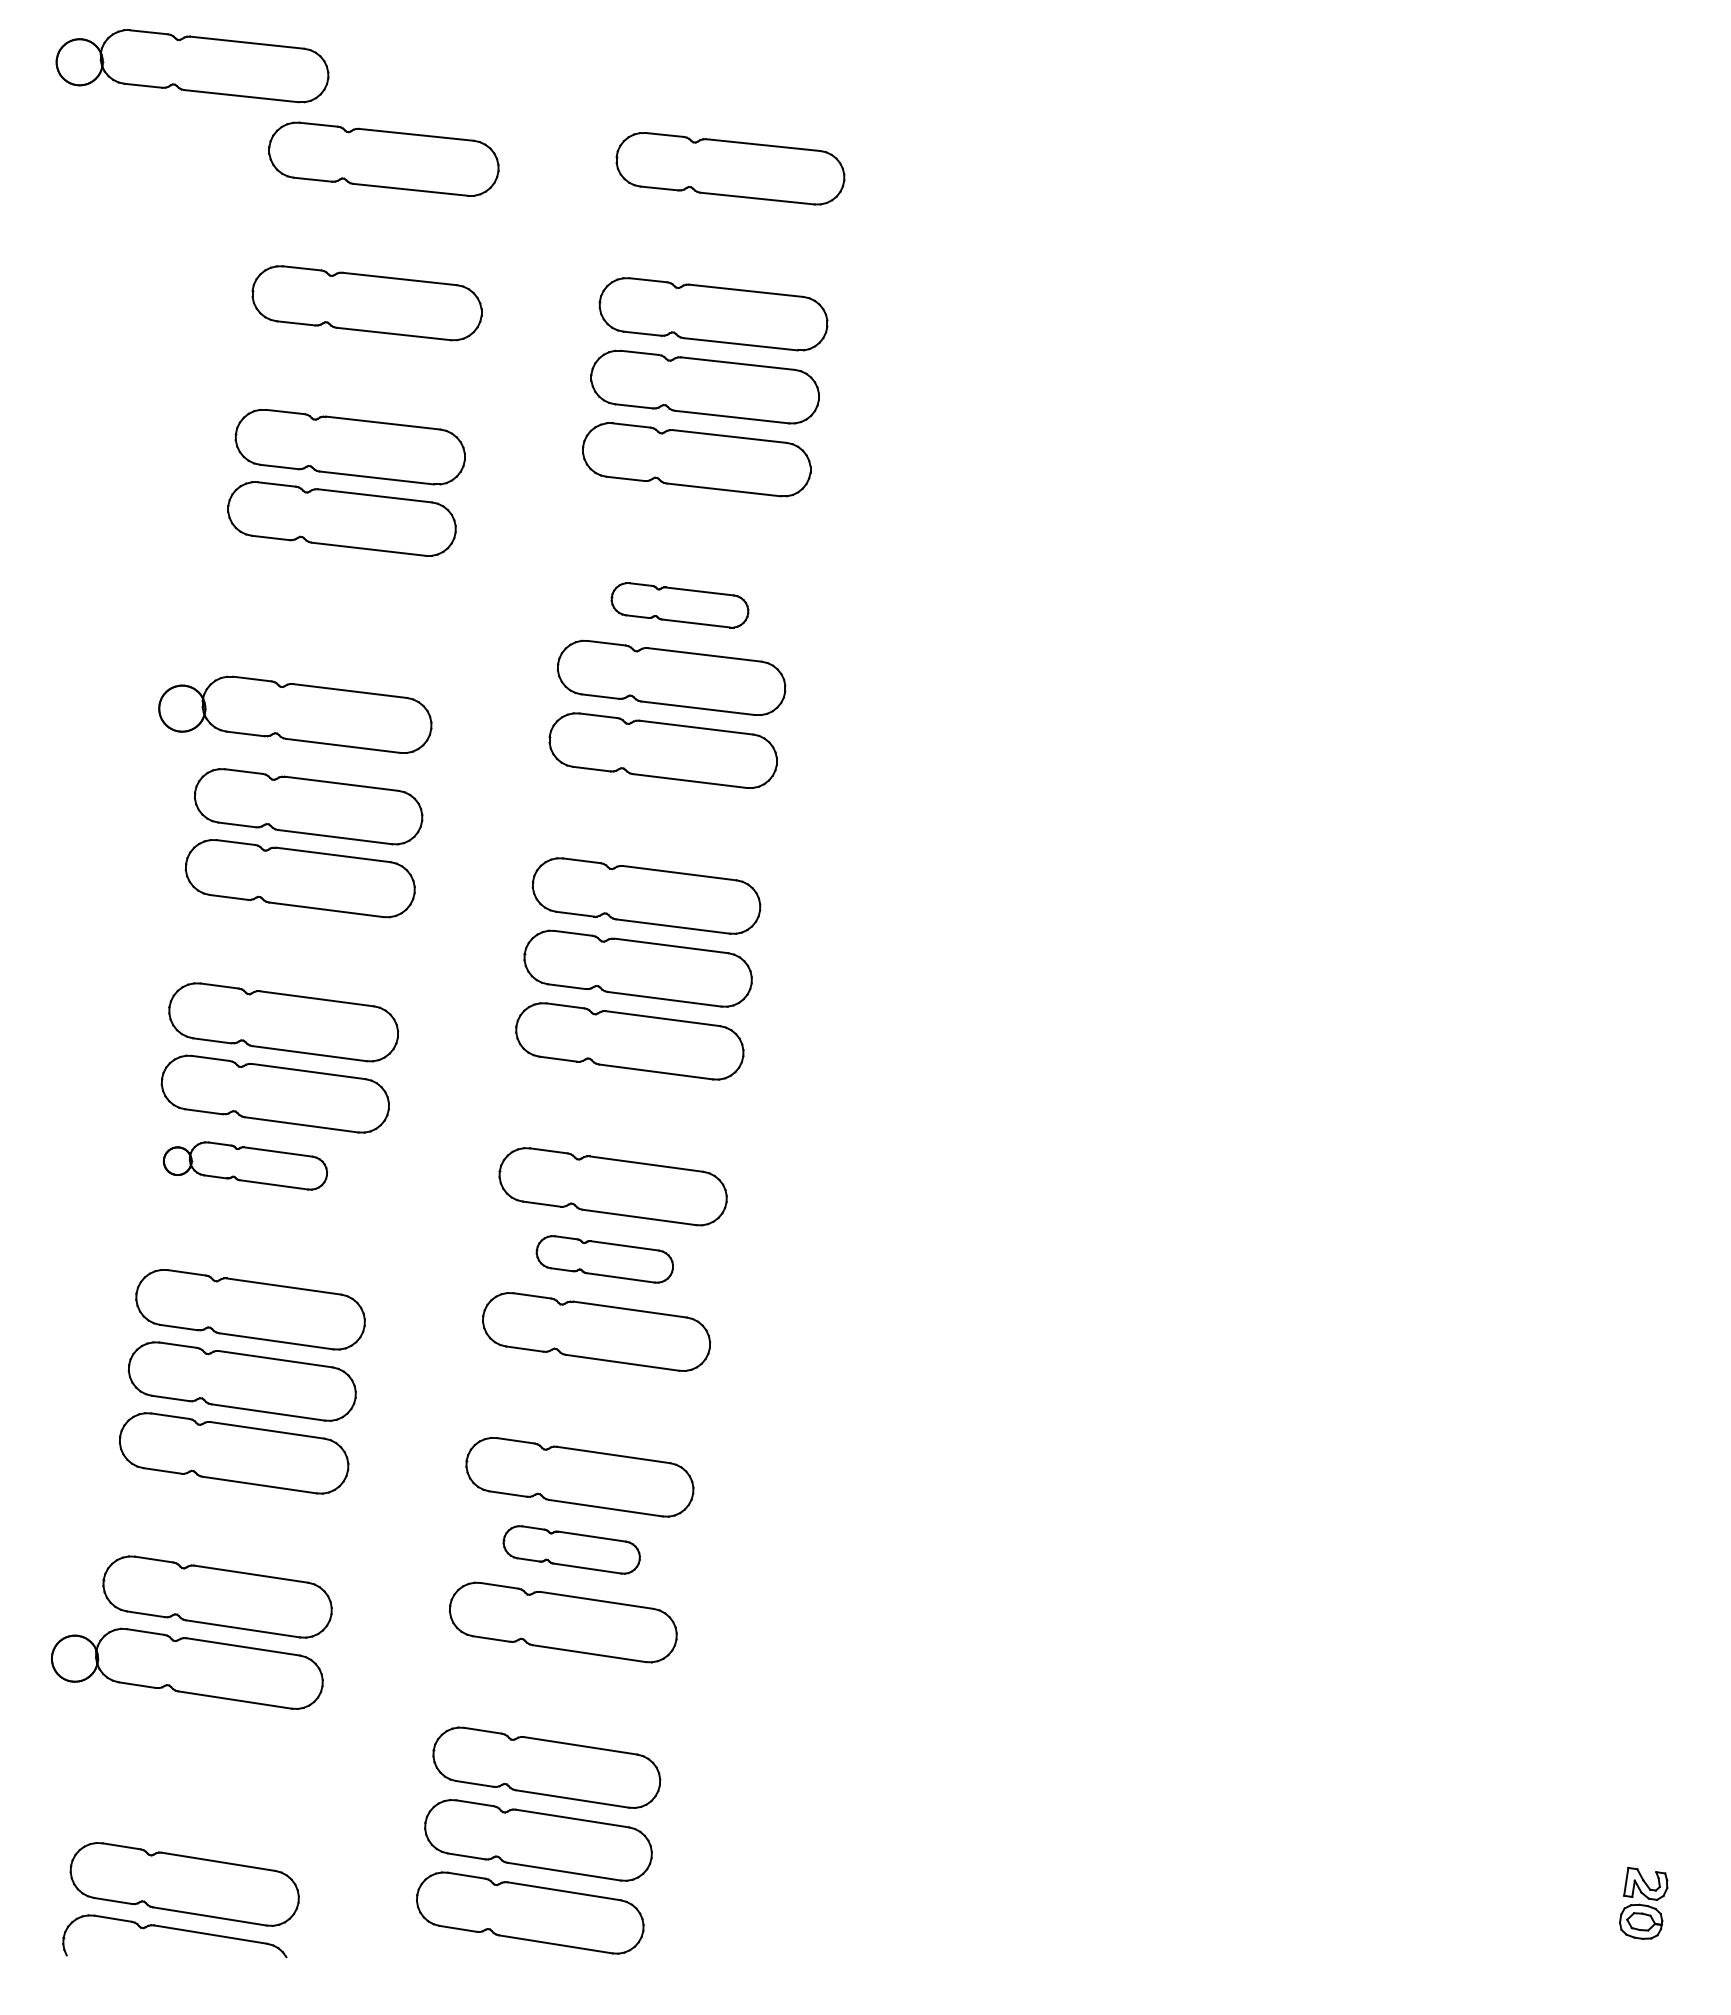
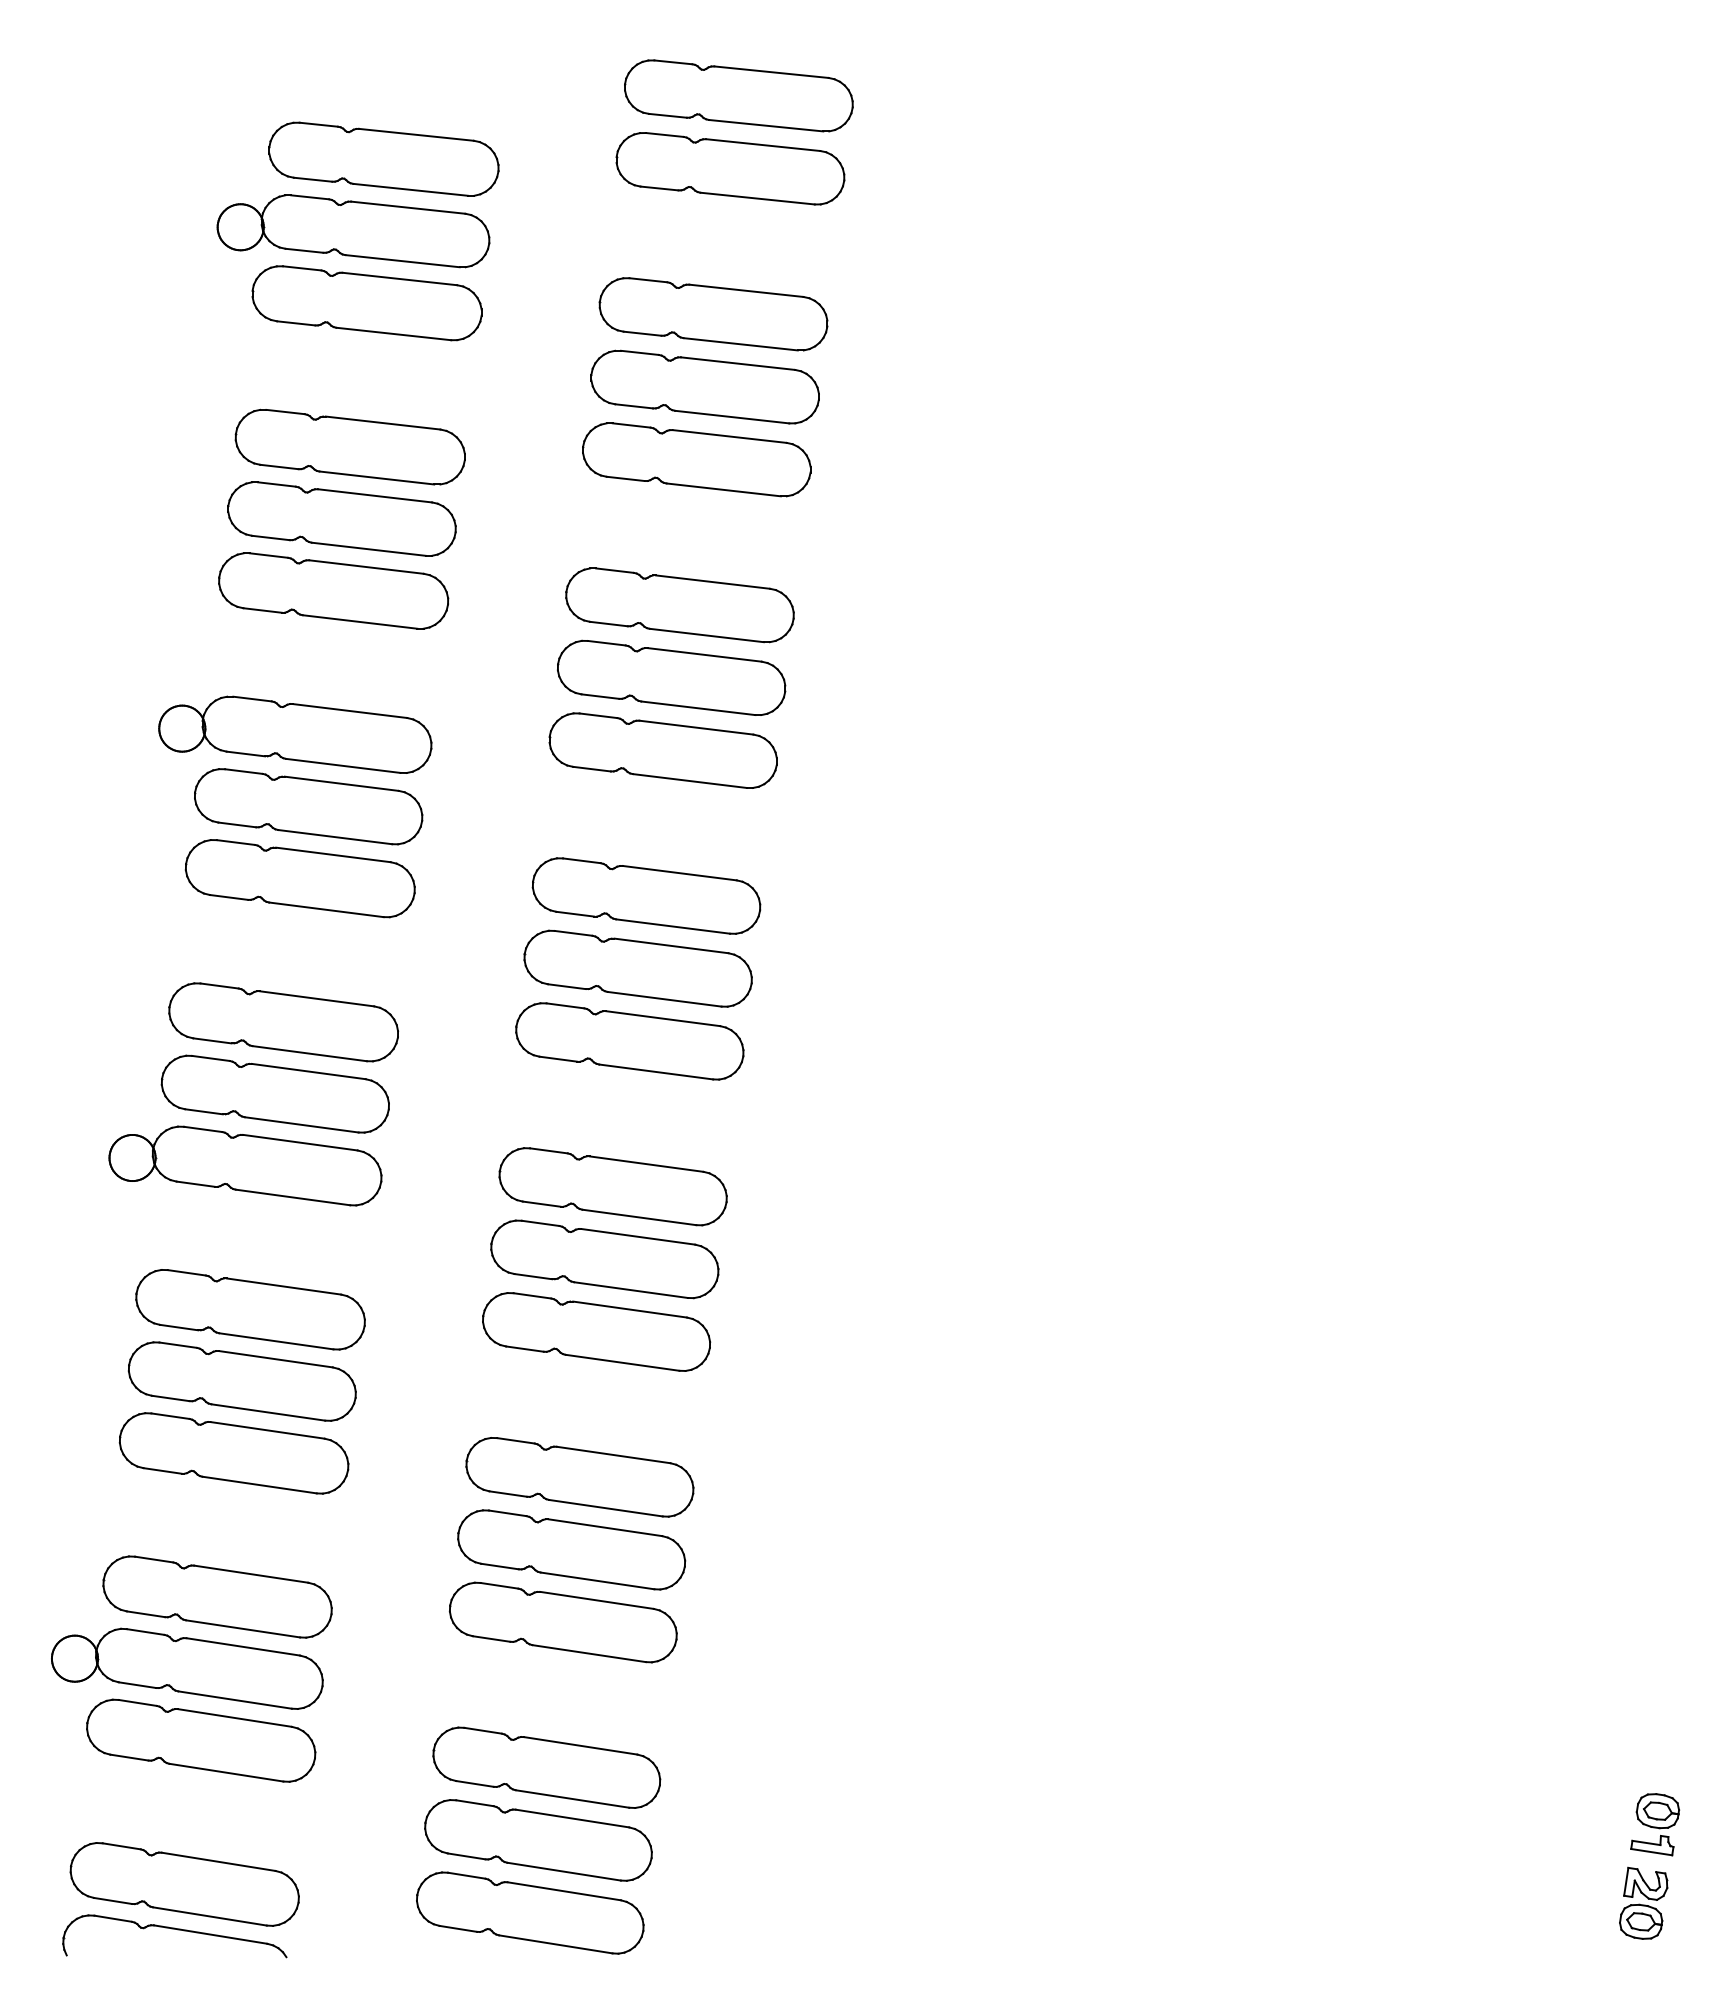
part position: (192, 66) -> (353, 231) (353, 231)
part: none -> present (738, 95)
part: none -> present (333, 590)
part size: 140x47 px -> 230x77 px (679, 605)
part position: (295, 714) -> (295, 734) (295, 734)
part size: 165x50 px -> 275x82 px (245, 1165)
part size: 139x49 px -> 230x81 px (604, 1259)
part size: 139x50 px -> 230x82 px (571, 1549)
part: none -> present (201, 1740)
part: none -> present (1655, 1824)
